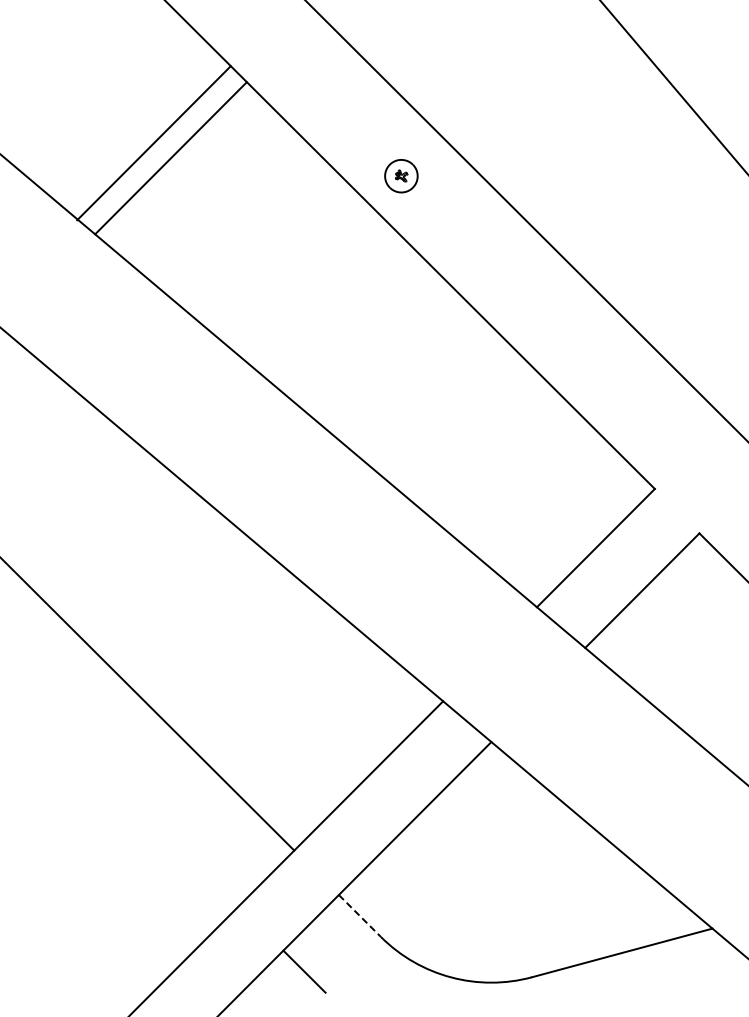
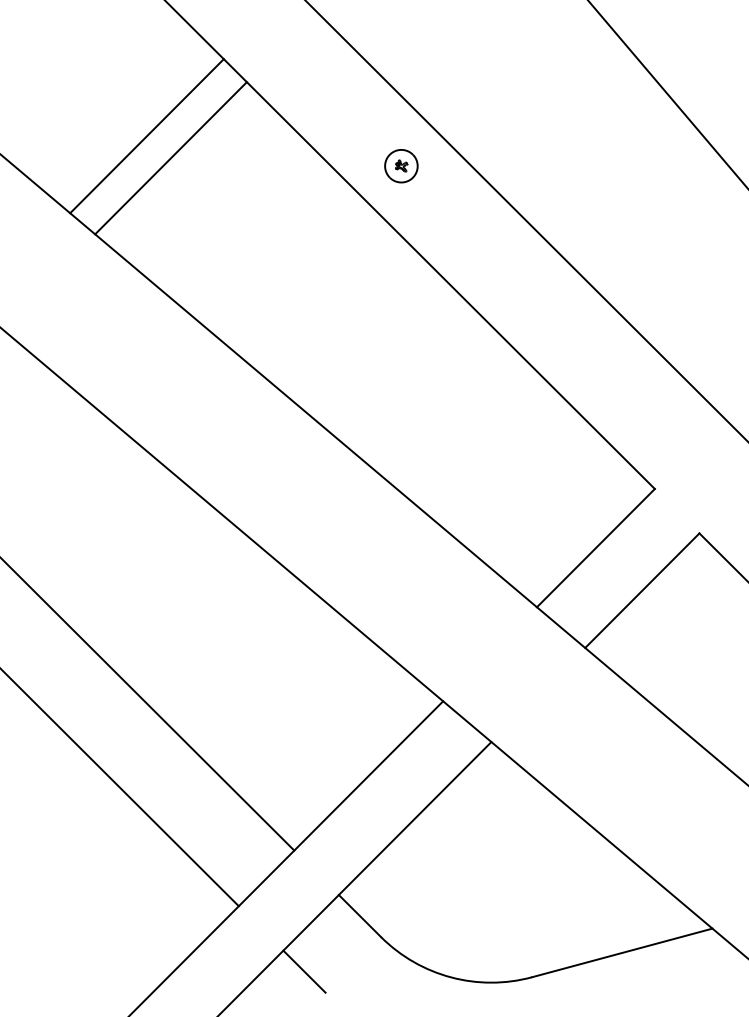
line position: (673, 87) -> (667, 93) (667, 93)
line position: (153, 143) -> (146, 136) (146, 136)
part position: (401, 176) -> (401, 166) (401, 166)
line: none -> present (120, 788)
line: dashed -> solid (359, 916)
